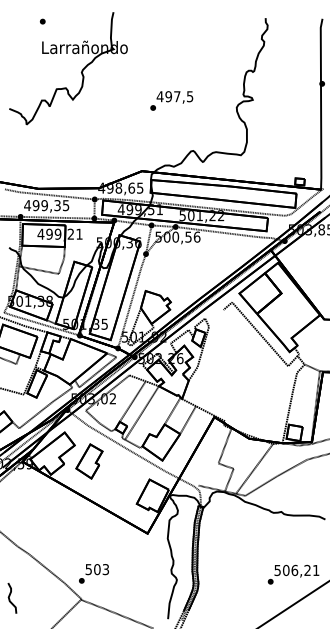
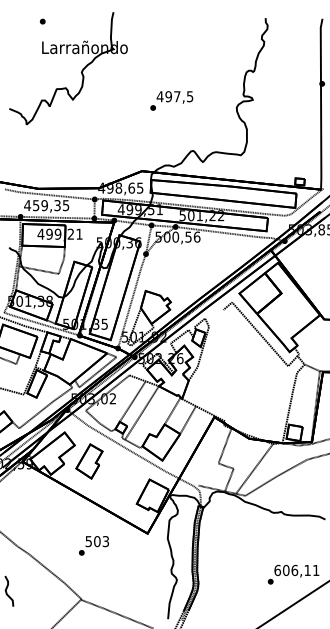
text: 499,35 -> 459,35 (35, 205)
text: 506,21 -> 606,11 (292, 570)
text position: (93, 573) -> (93, 545) (93, 545)
curve position: (10, 599) -> (7, 592) (7, 592)
